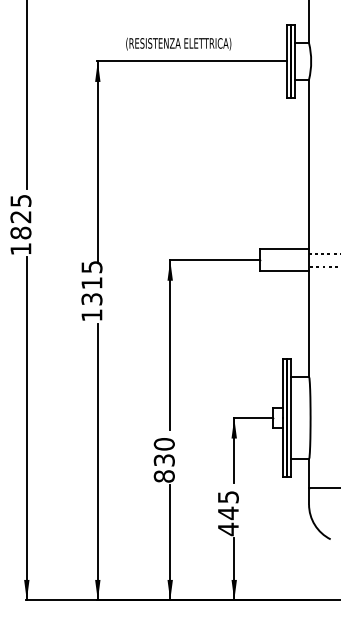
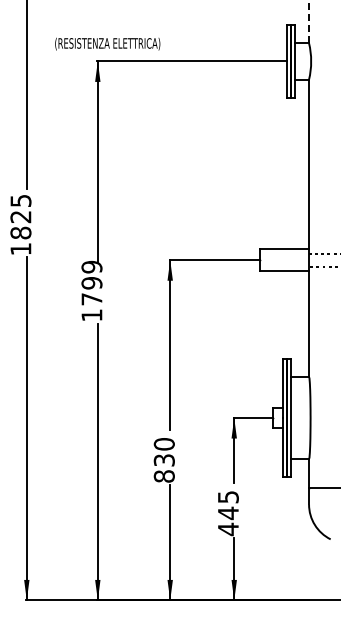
line: solid -> dashed (309, 21)
text position: (178, 43) -> (107, 43) (107, 43)
text: 1315 -> 1799 (91, 282)
